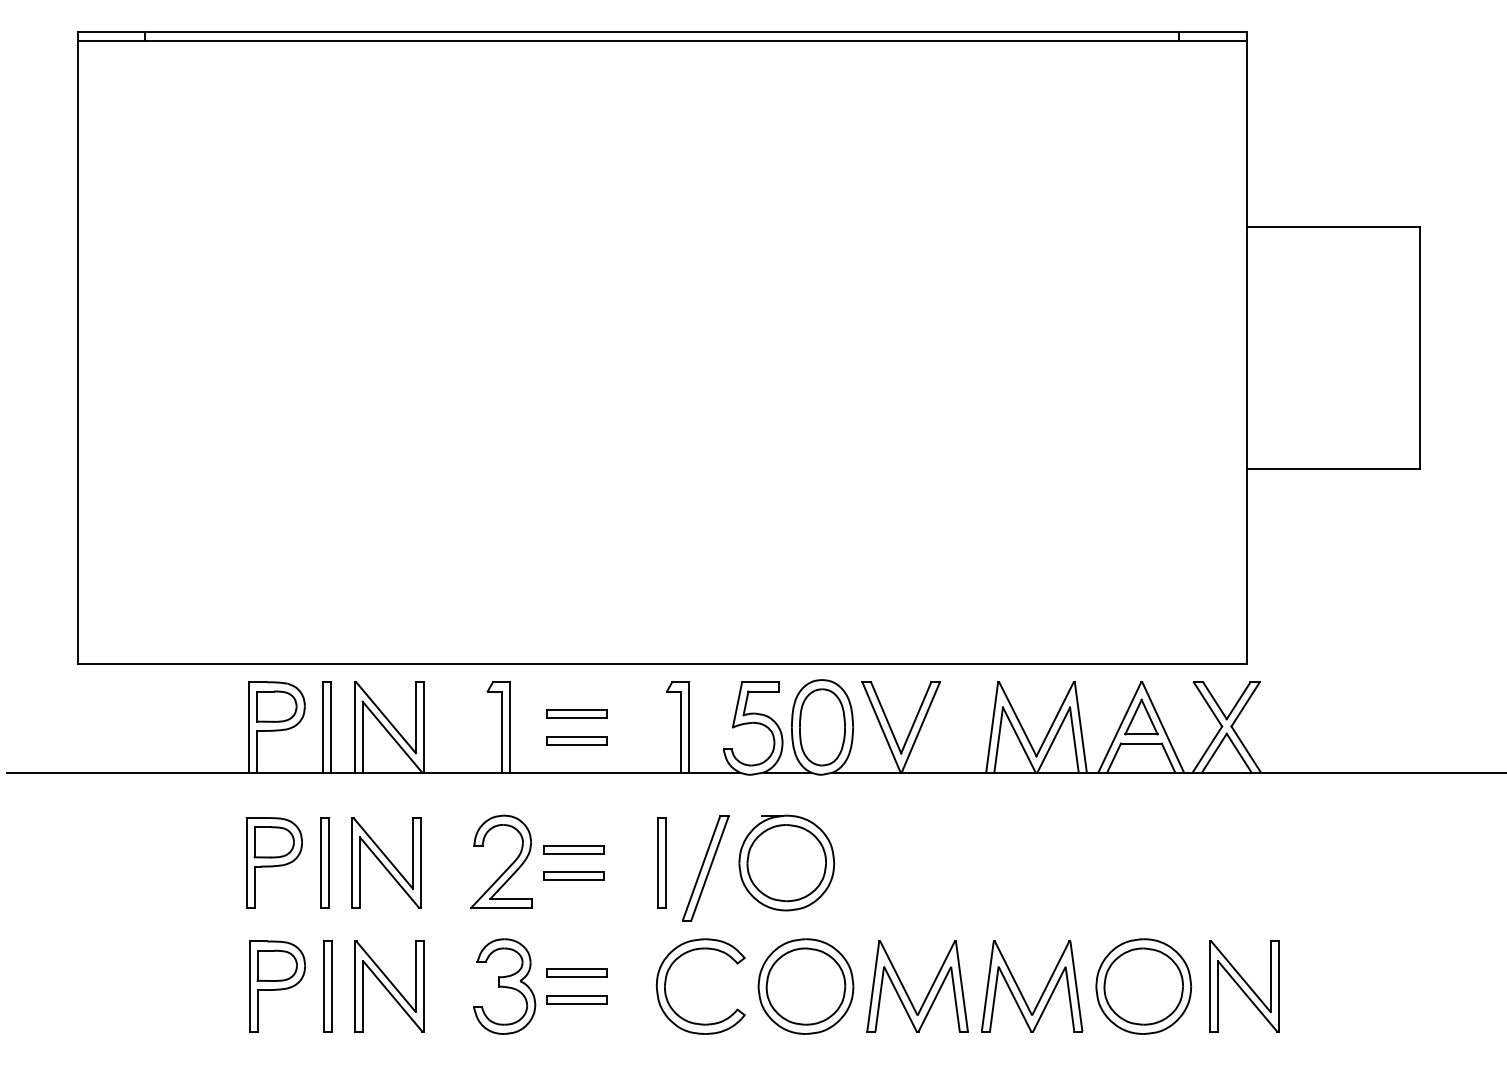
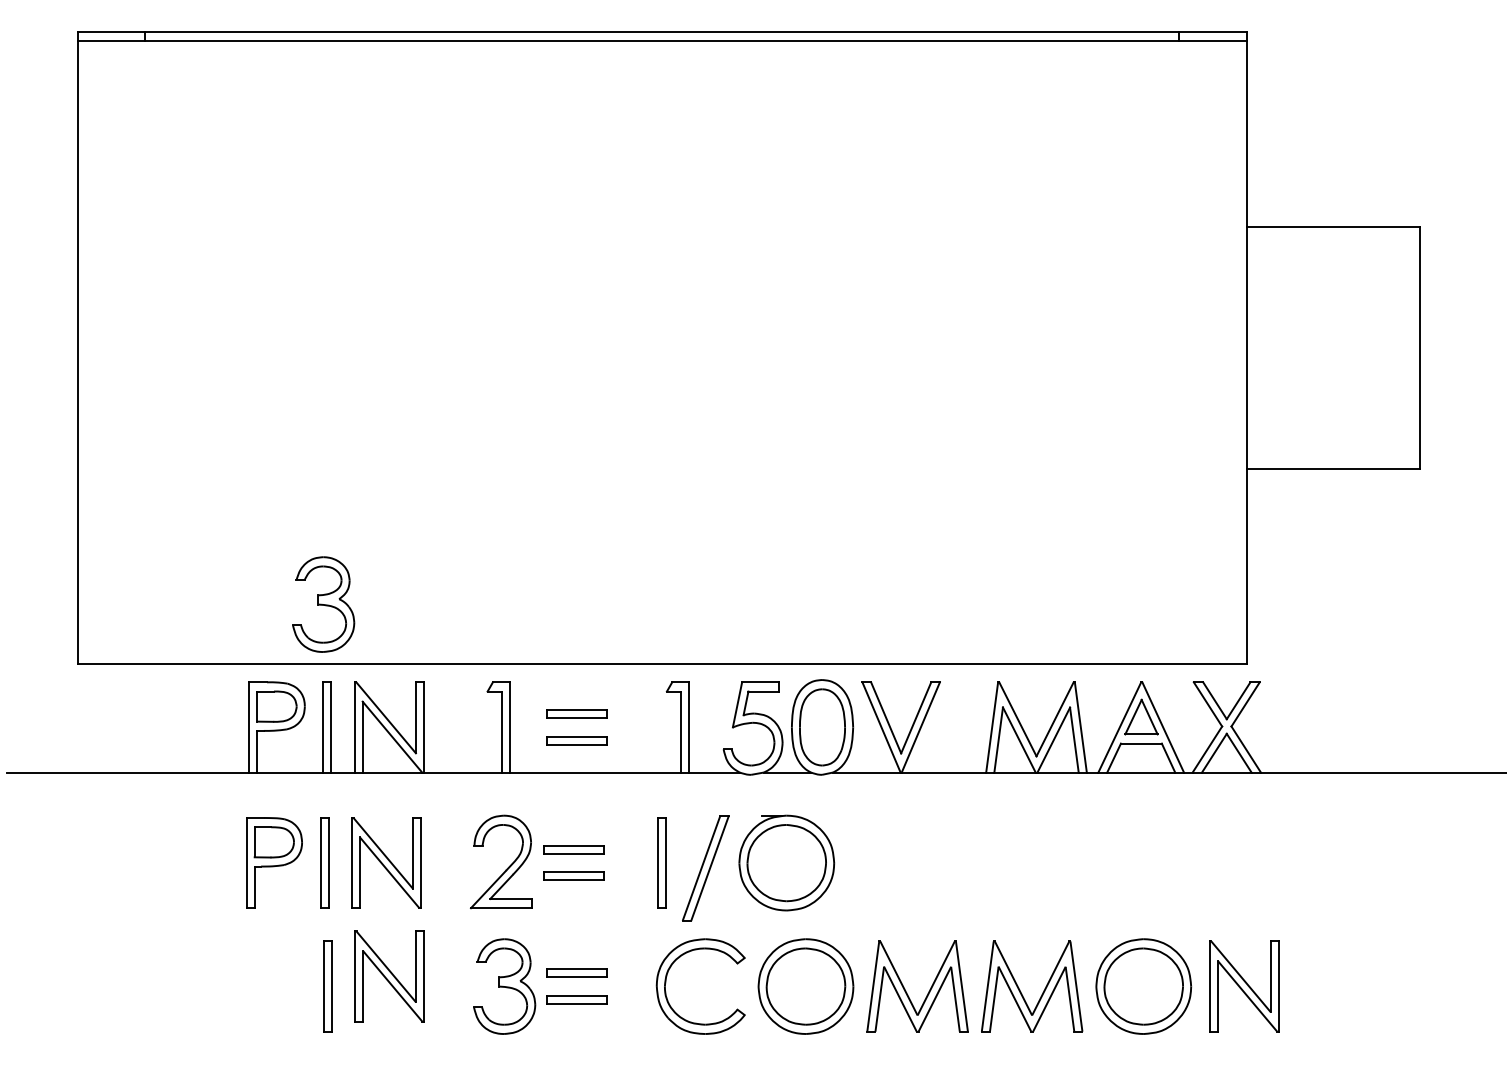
part: none -> present (323, 604)
part: present -> none (277, 986)
part position: (389, 986) -> (389, 976) (389, 976)
